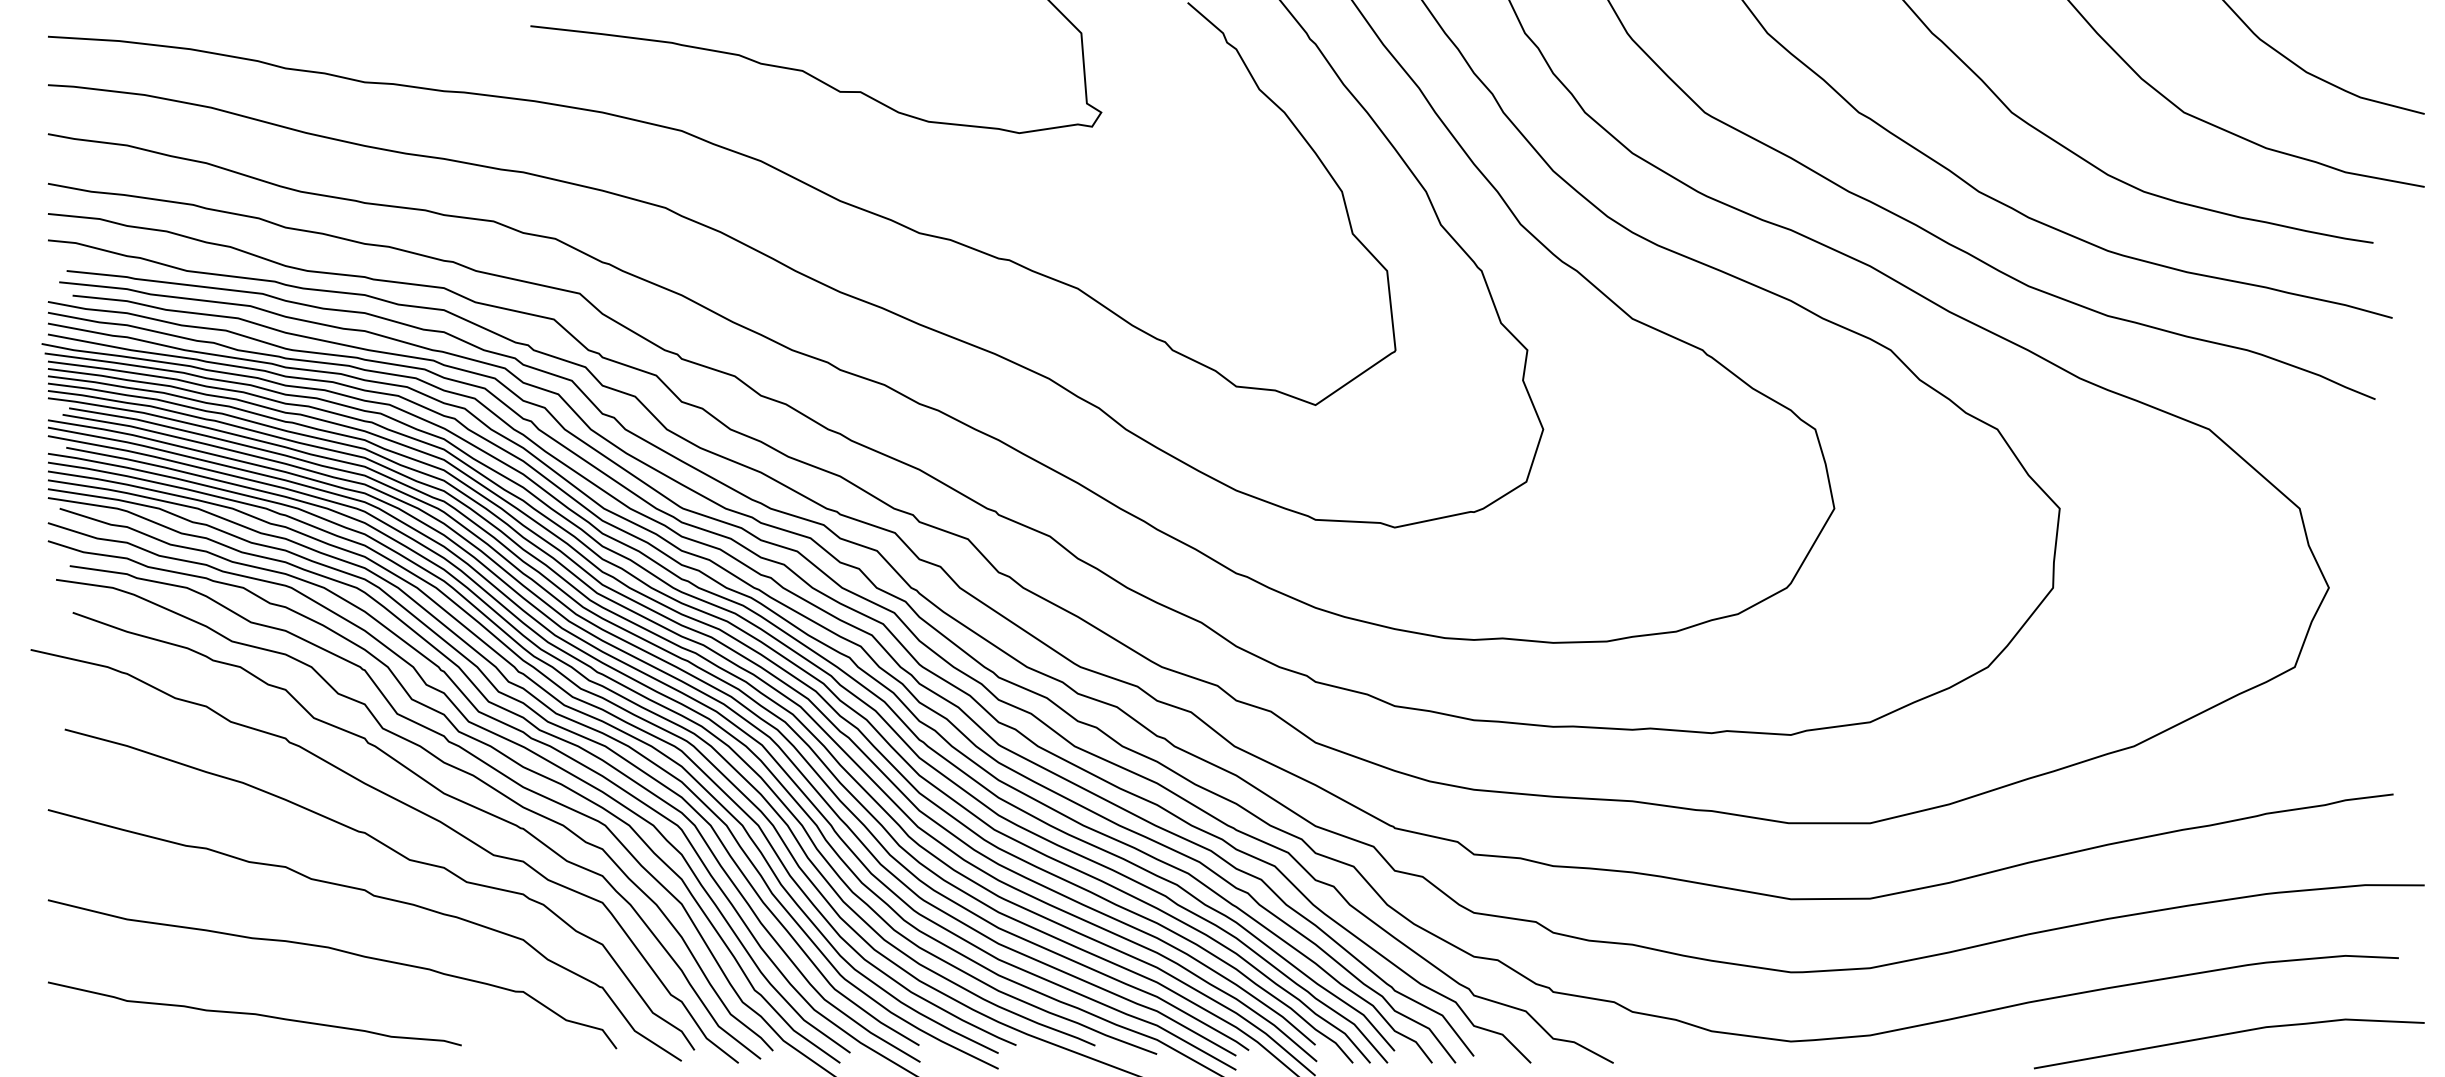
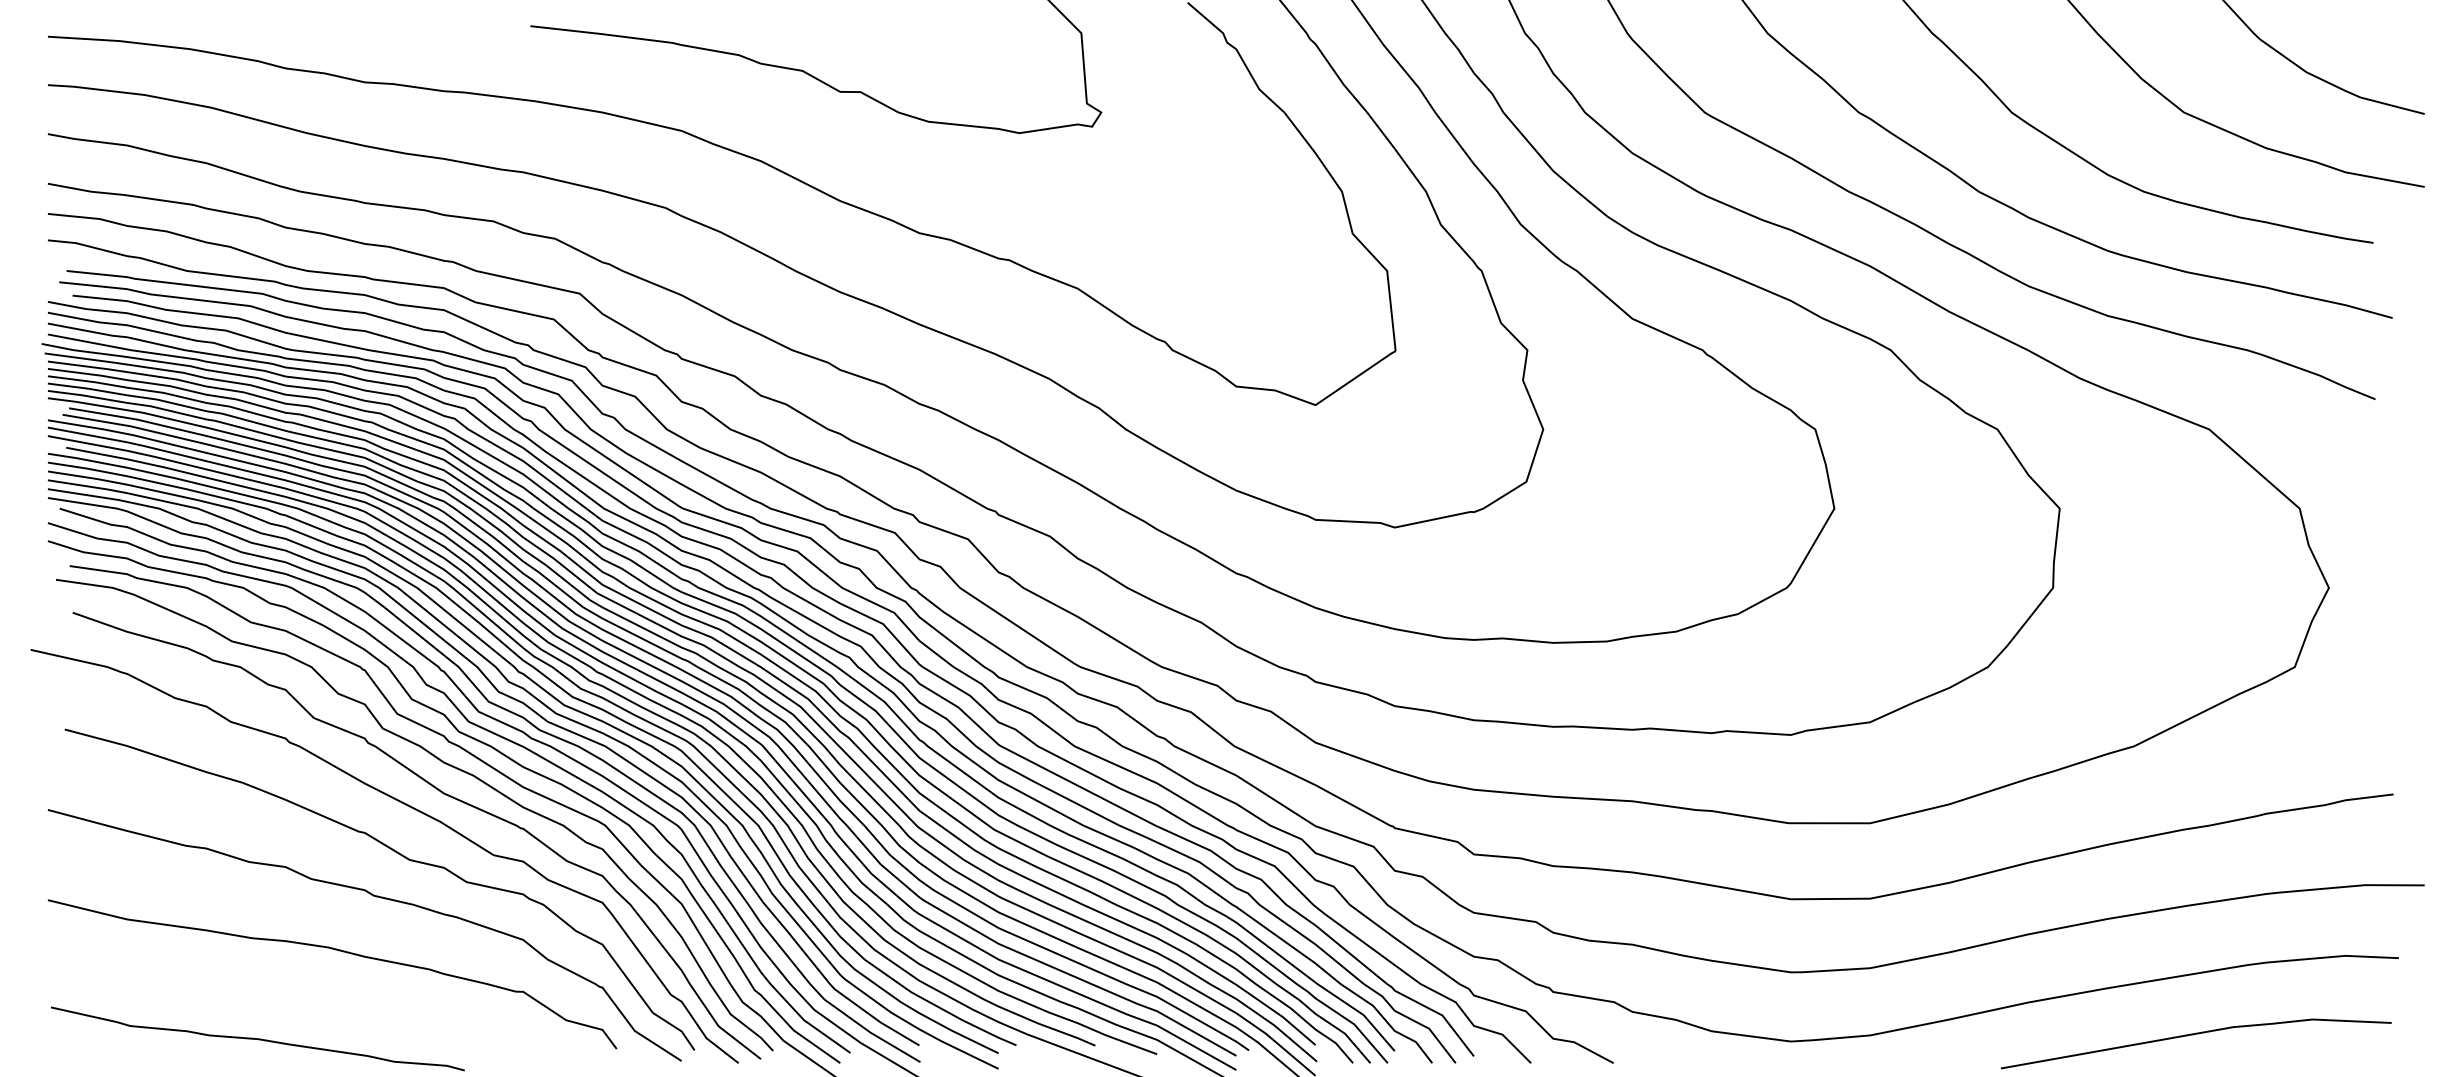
curve position: (254, 1013) -> (257, 1038) (257, 1038)
line position: (2226, 1035) -> (2193, 1035) (2193, 1035)
